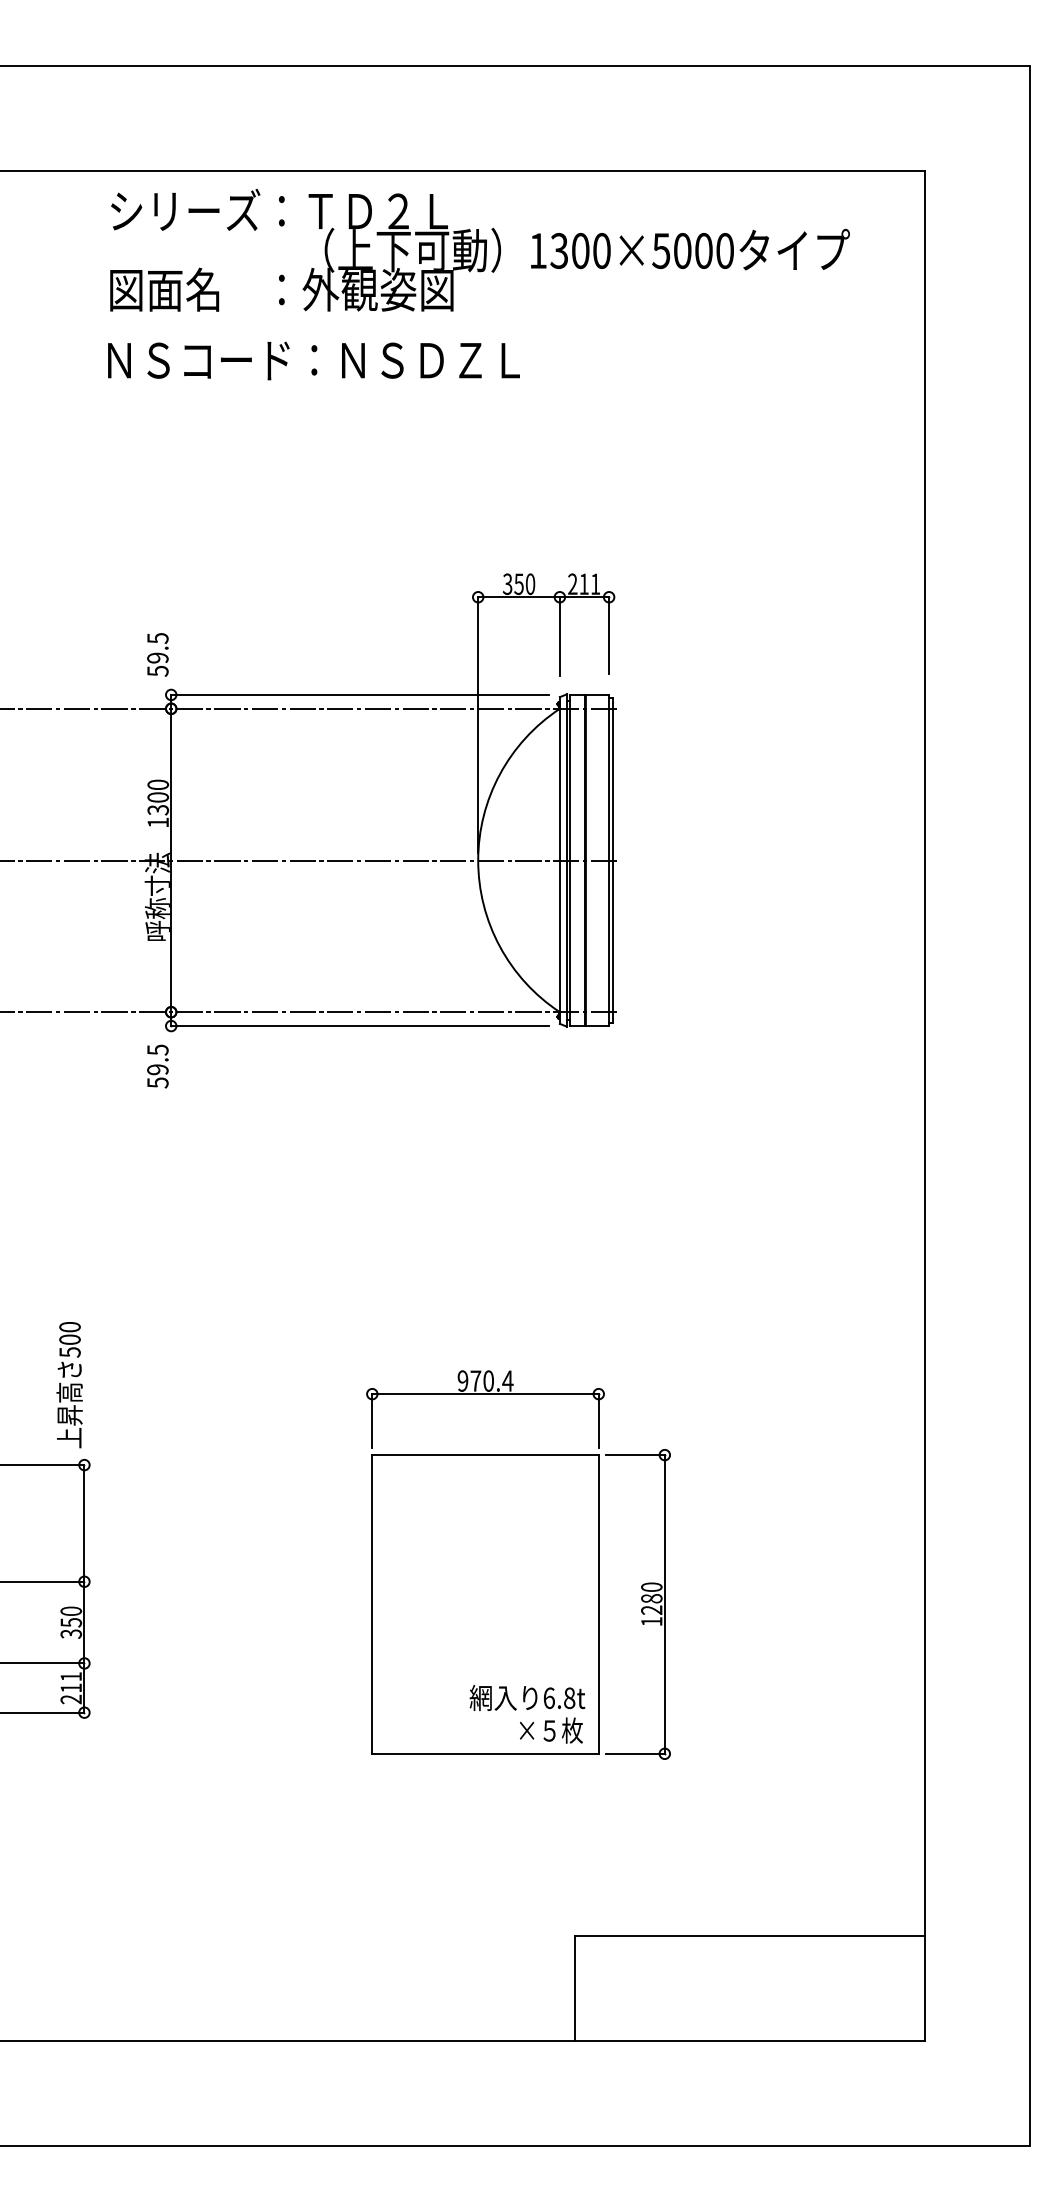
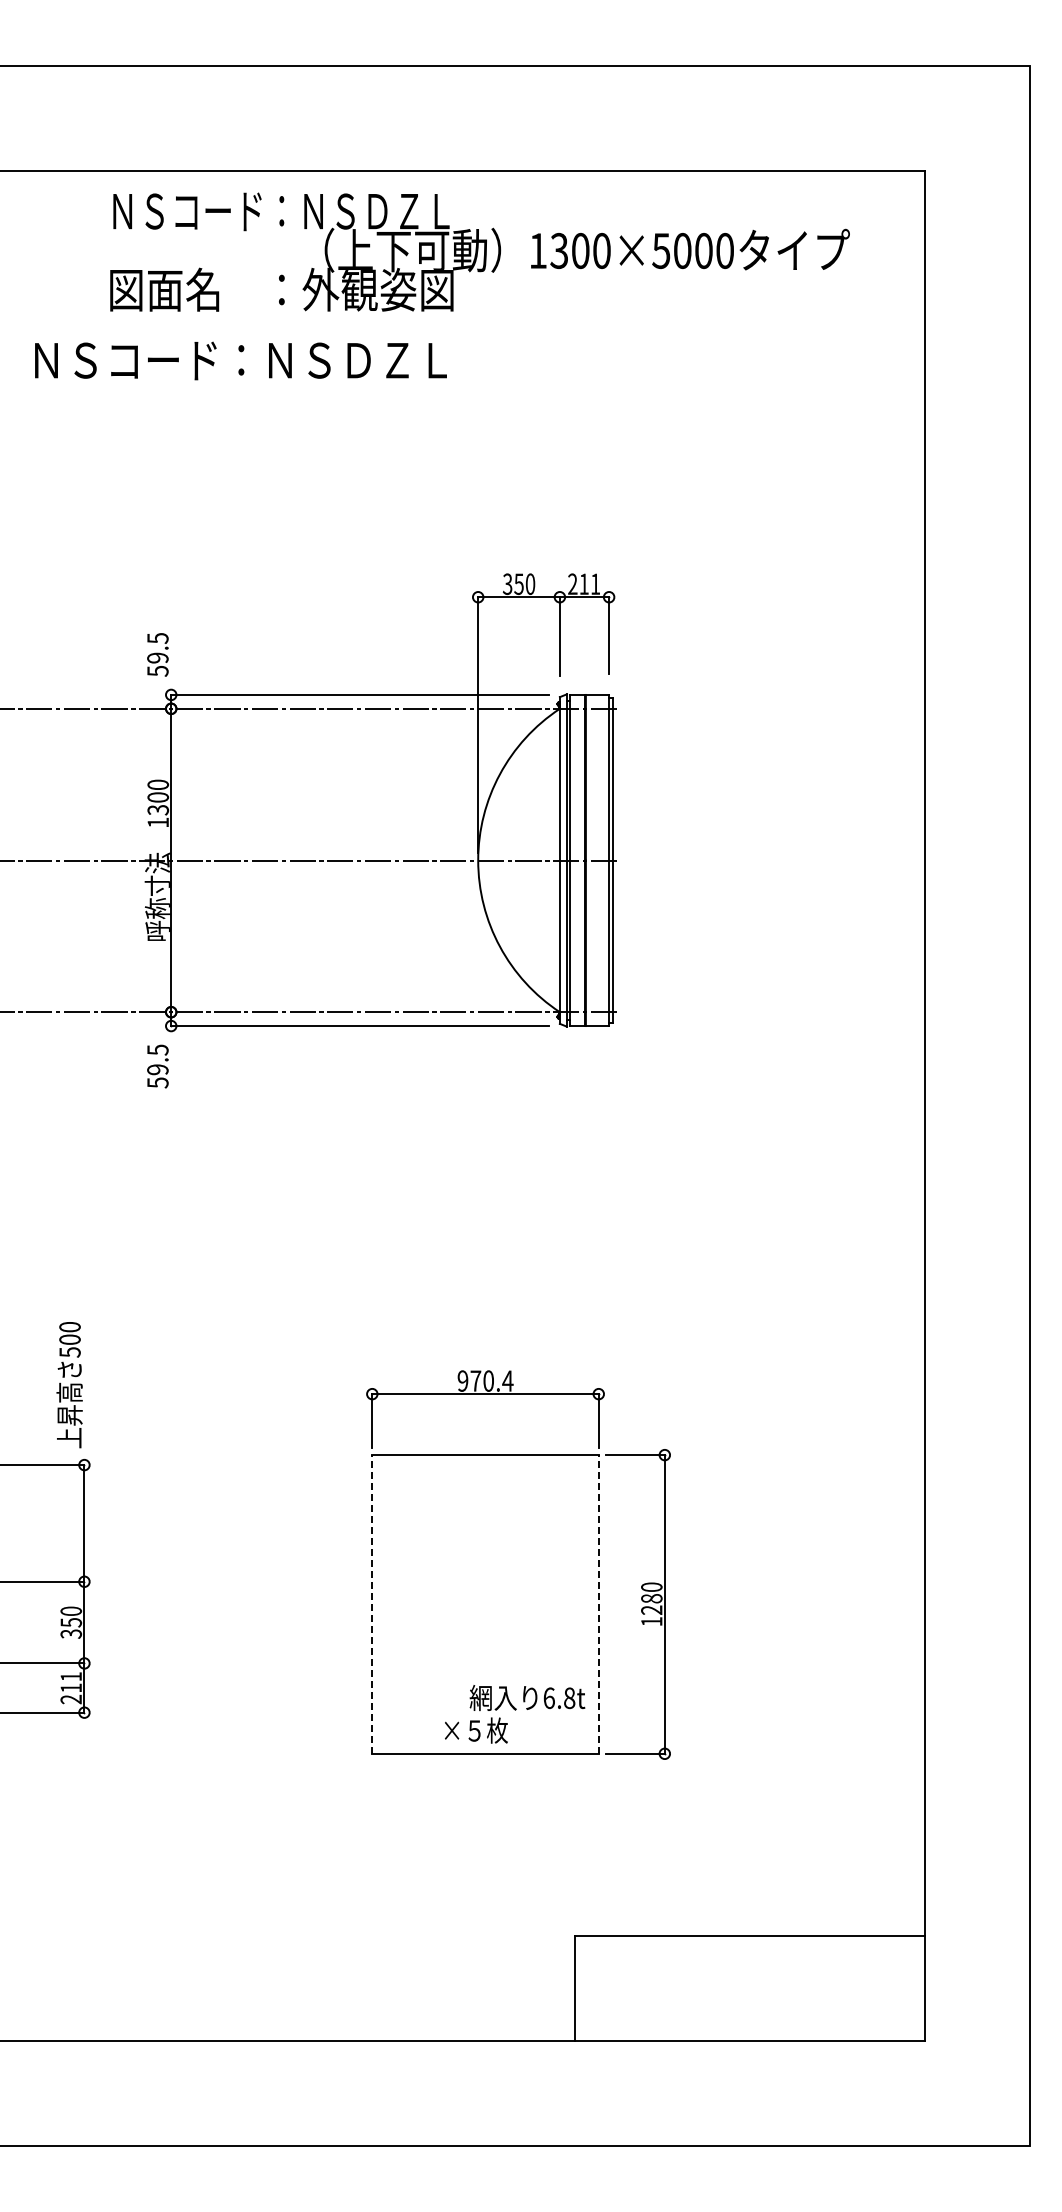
text: シリーズ：ＴＤ２Ｌ -> ＮＳコード：ＮＳＤＺＬ (280, 209)
text position: (313, 360) -> (240, 360) (240, 360)
line: solid -> dashed (372, 1603)
line: solid -> dashed (598, 1603)
text position: (551, 1730) -> (476, 1730) (476, 1730)
